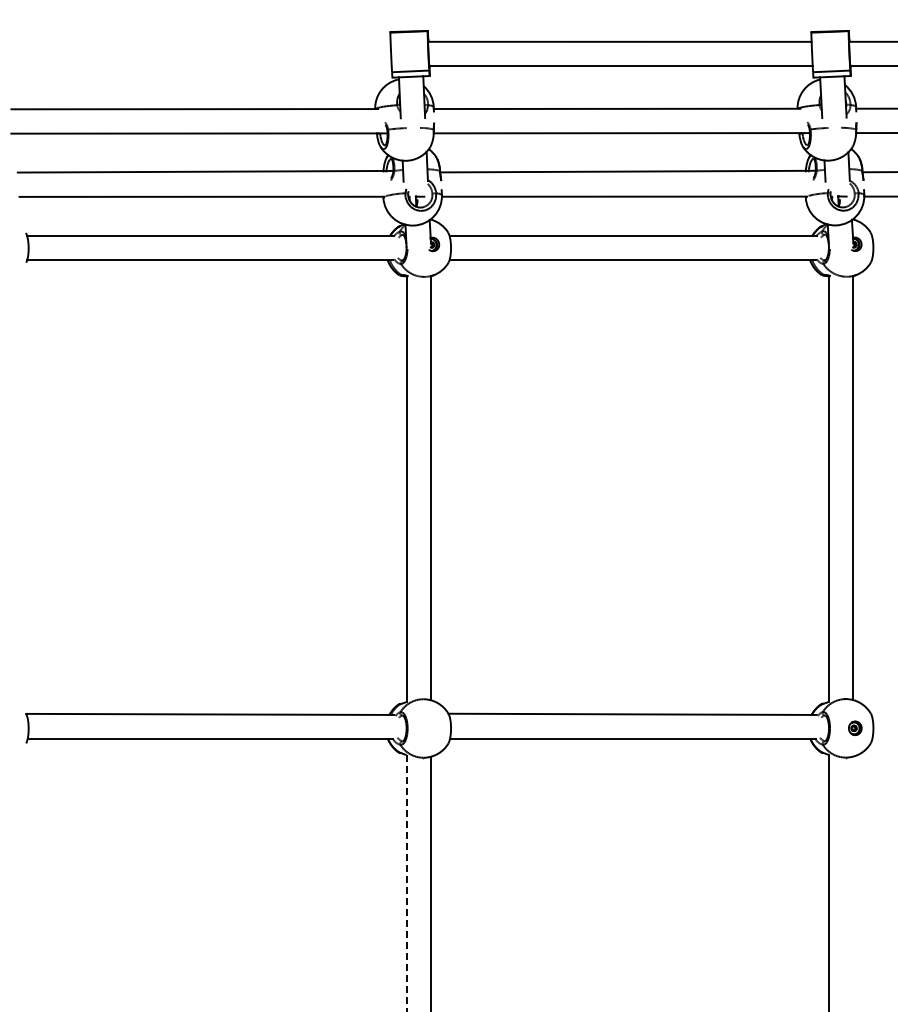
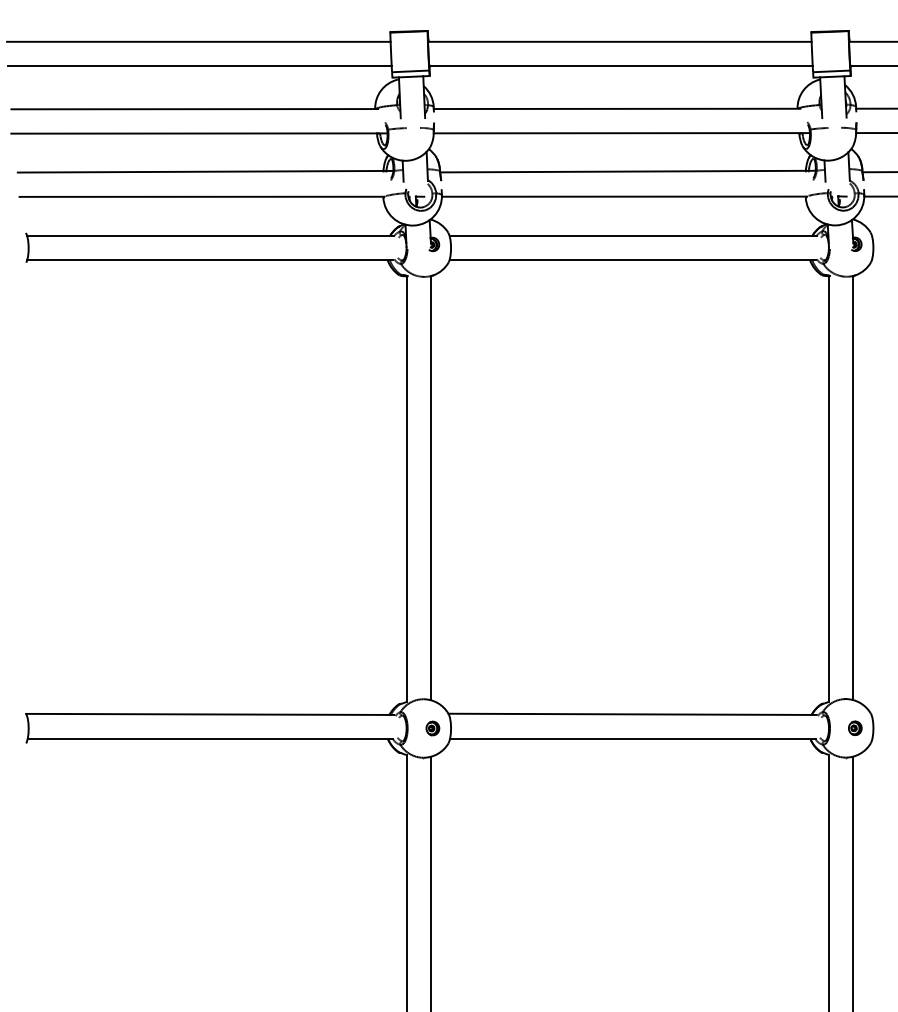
line: none -> present (198, 41)
line: none -> present (199, 66)
part: none -> present (432, 728)
line: none -> present (853, 882)
line: dashed -> solid (406, 883)
